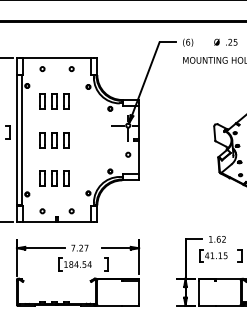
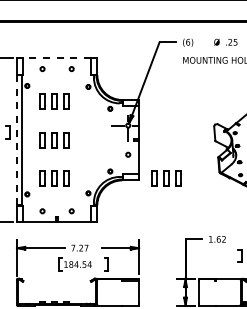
line: solid -> dashed (55, 58)
line: solid -> dashed (16, 139)
part: none -> present (166, 178)
part: present -> none (213, 255)
